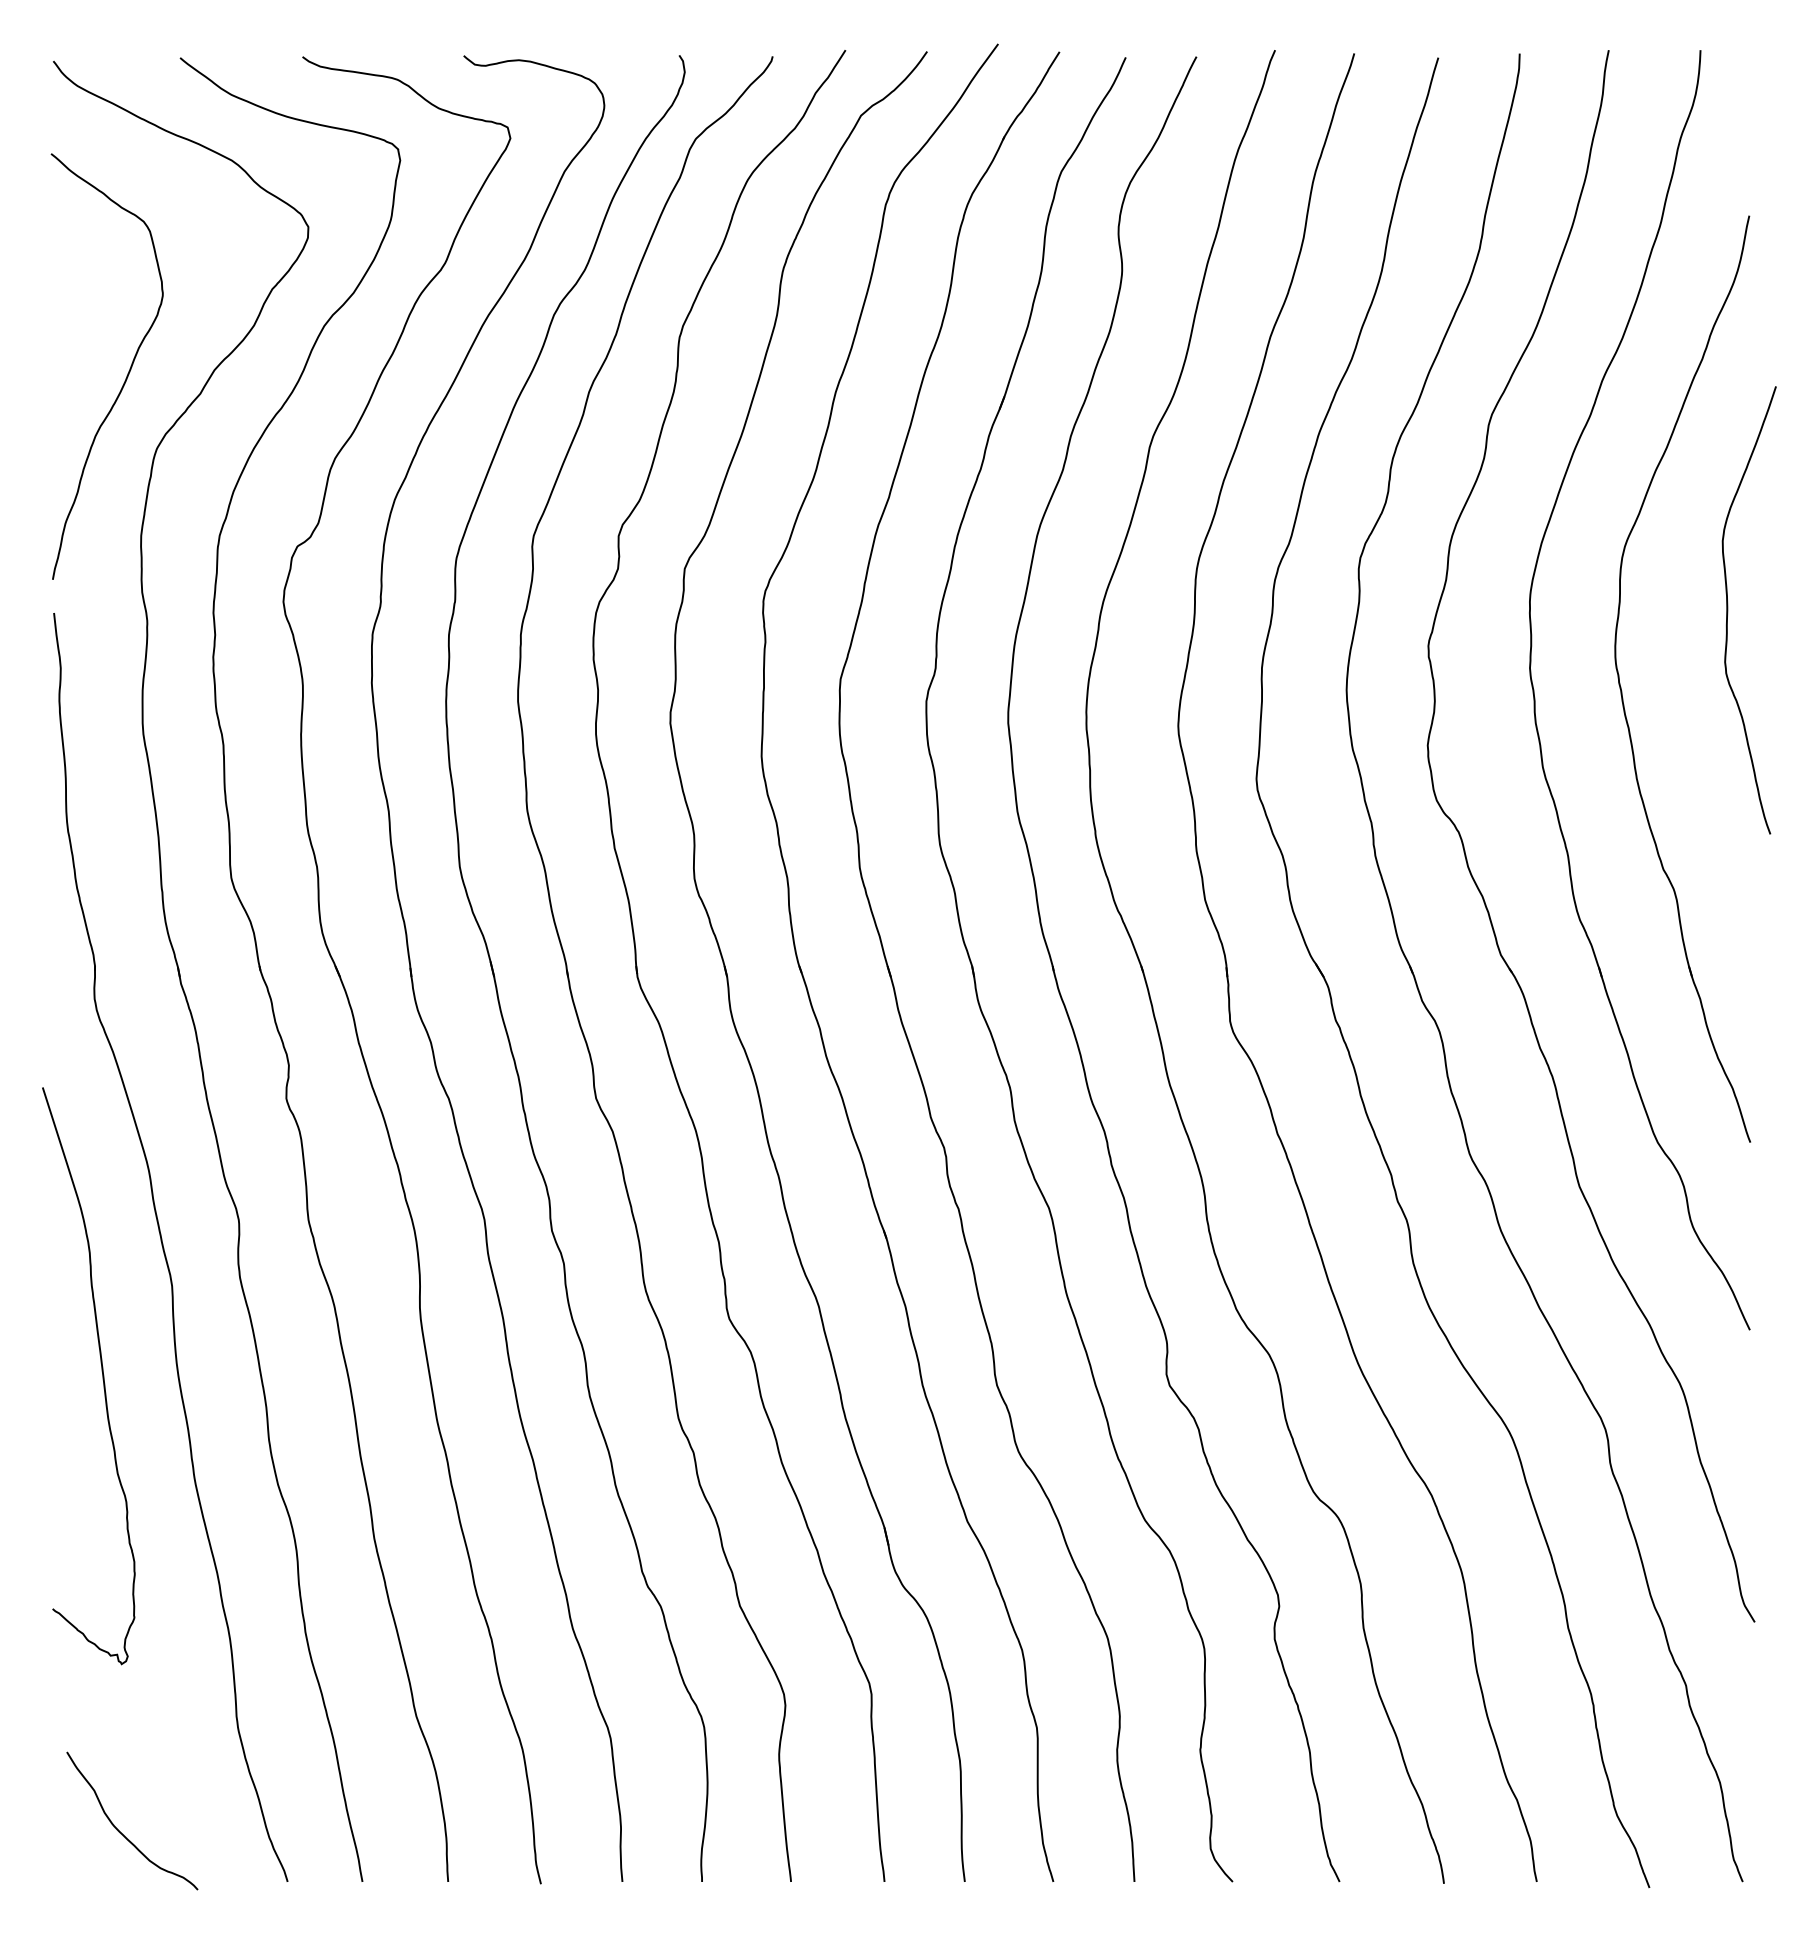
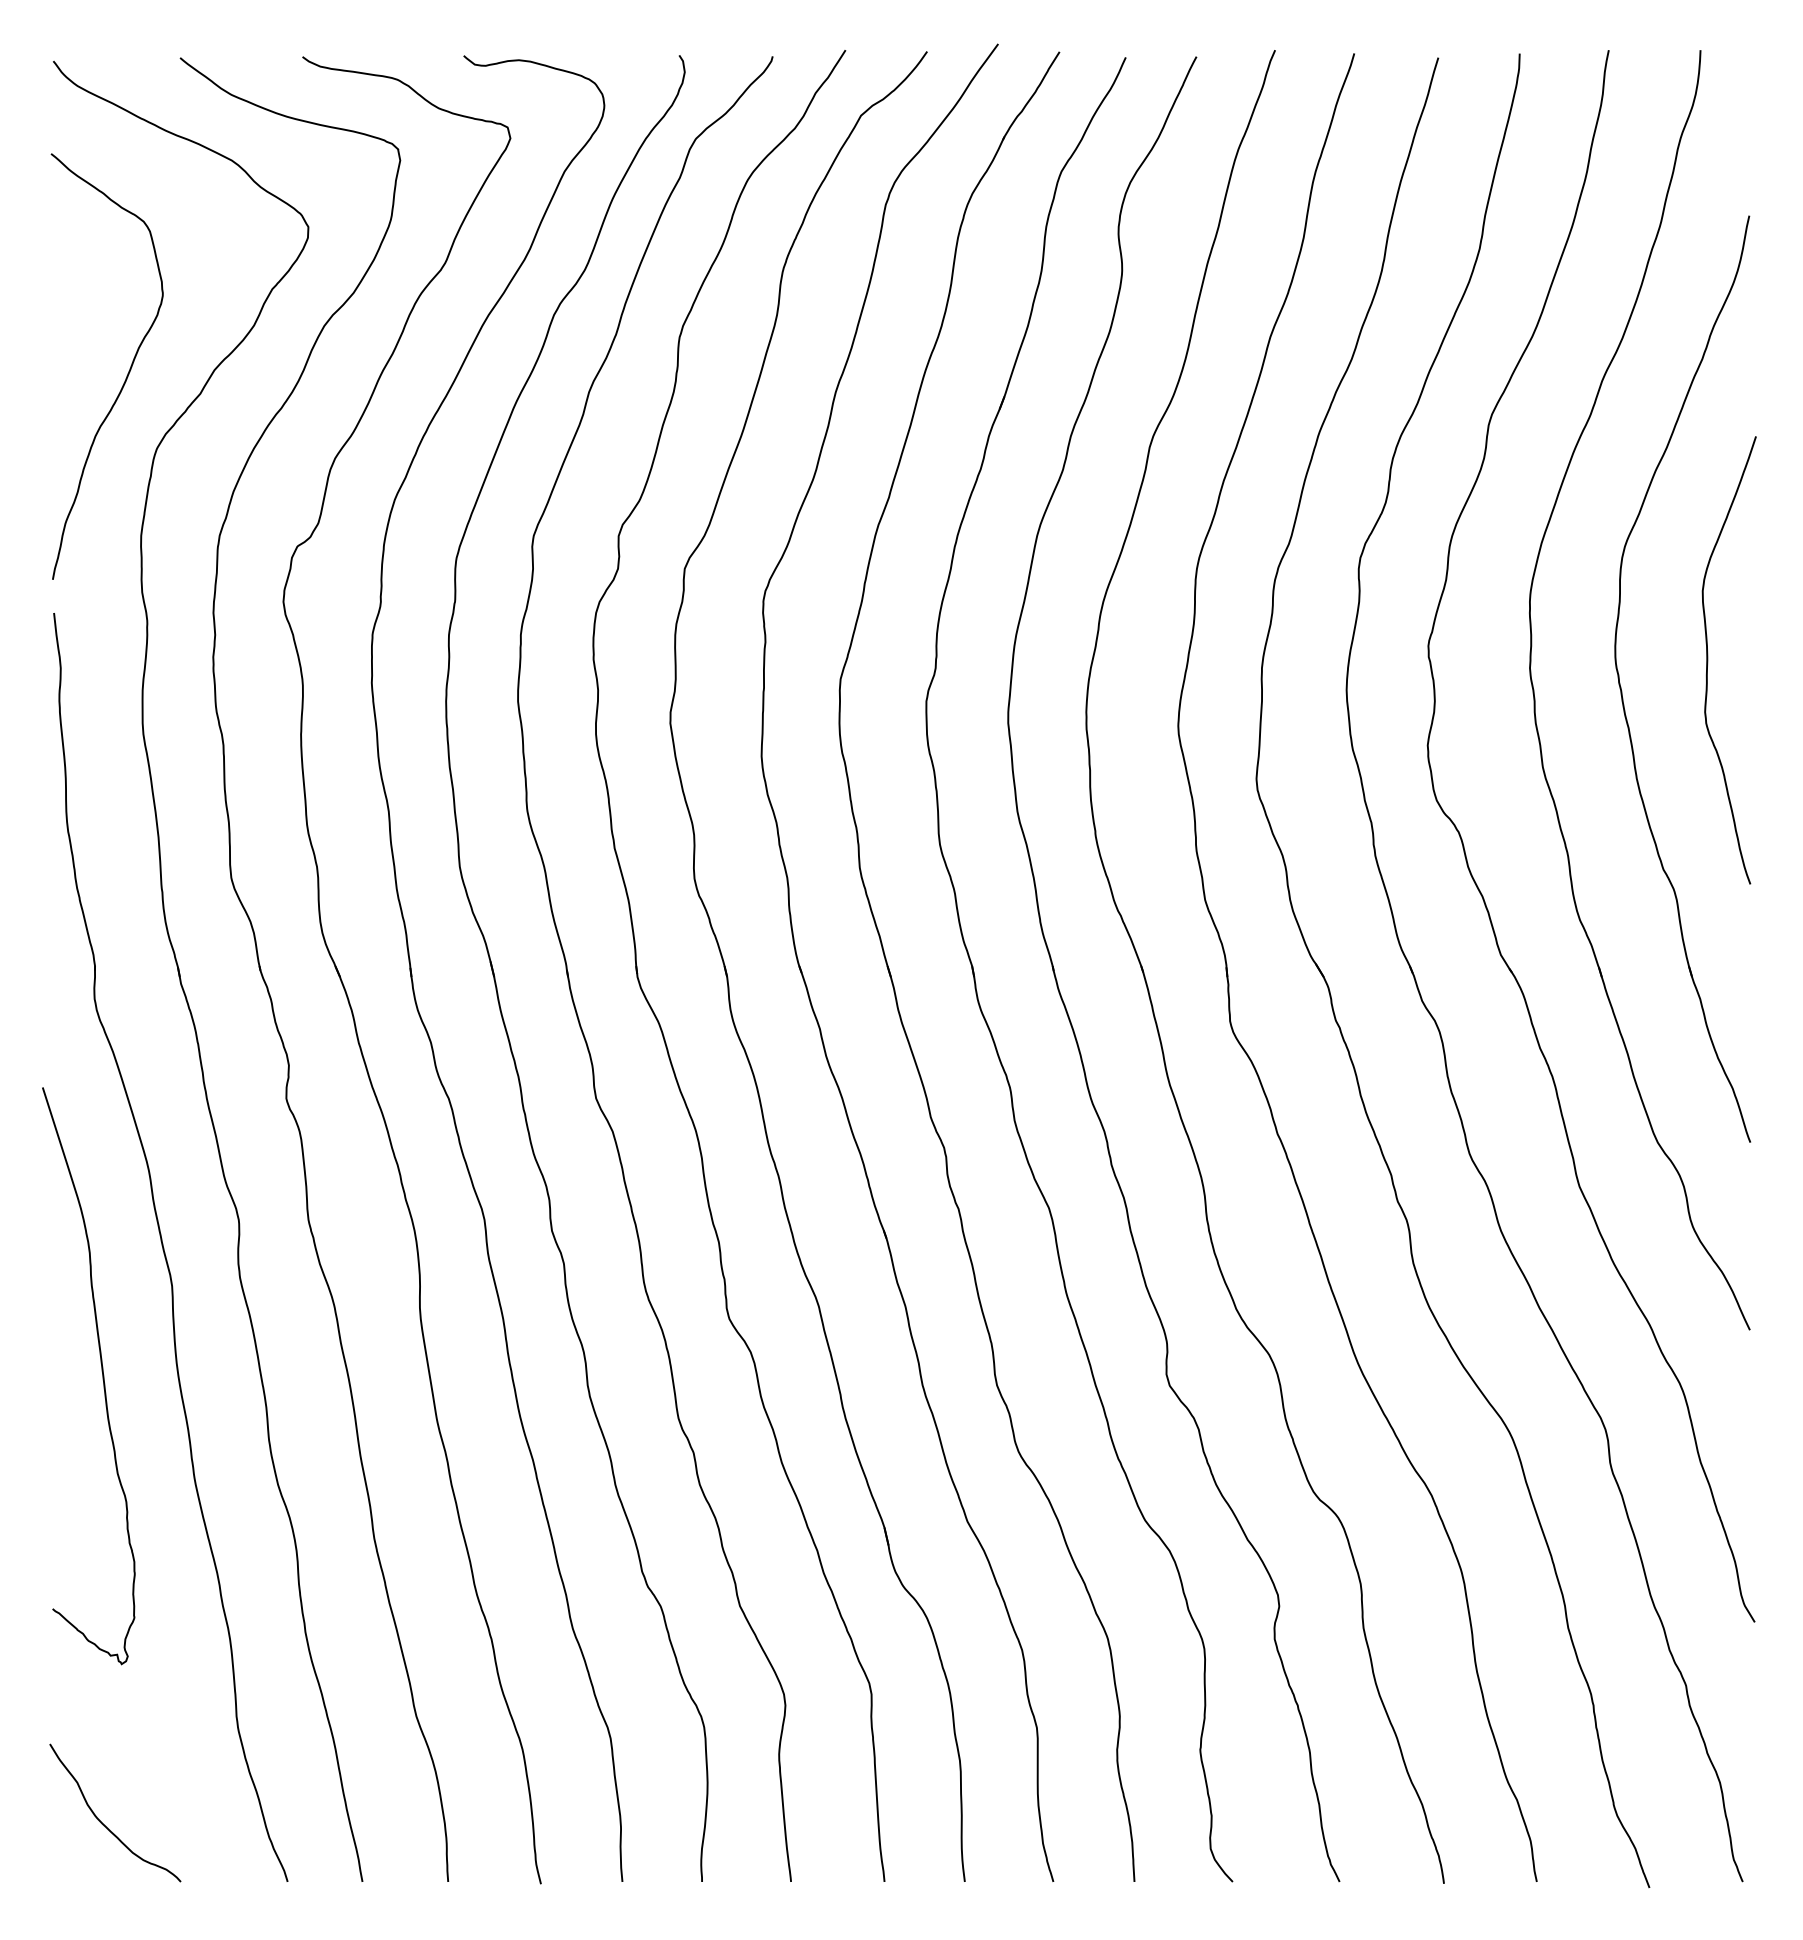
curve position: (1728, 610) -> (1708, 660) (1708, 660)
curve position: (120, 1831) -> (103, 1823) (103, 1823)
